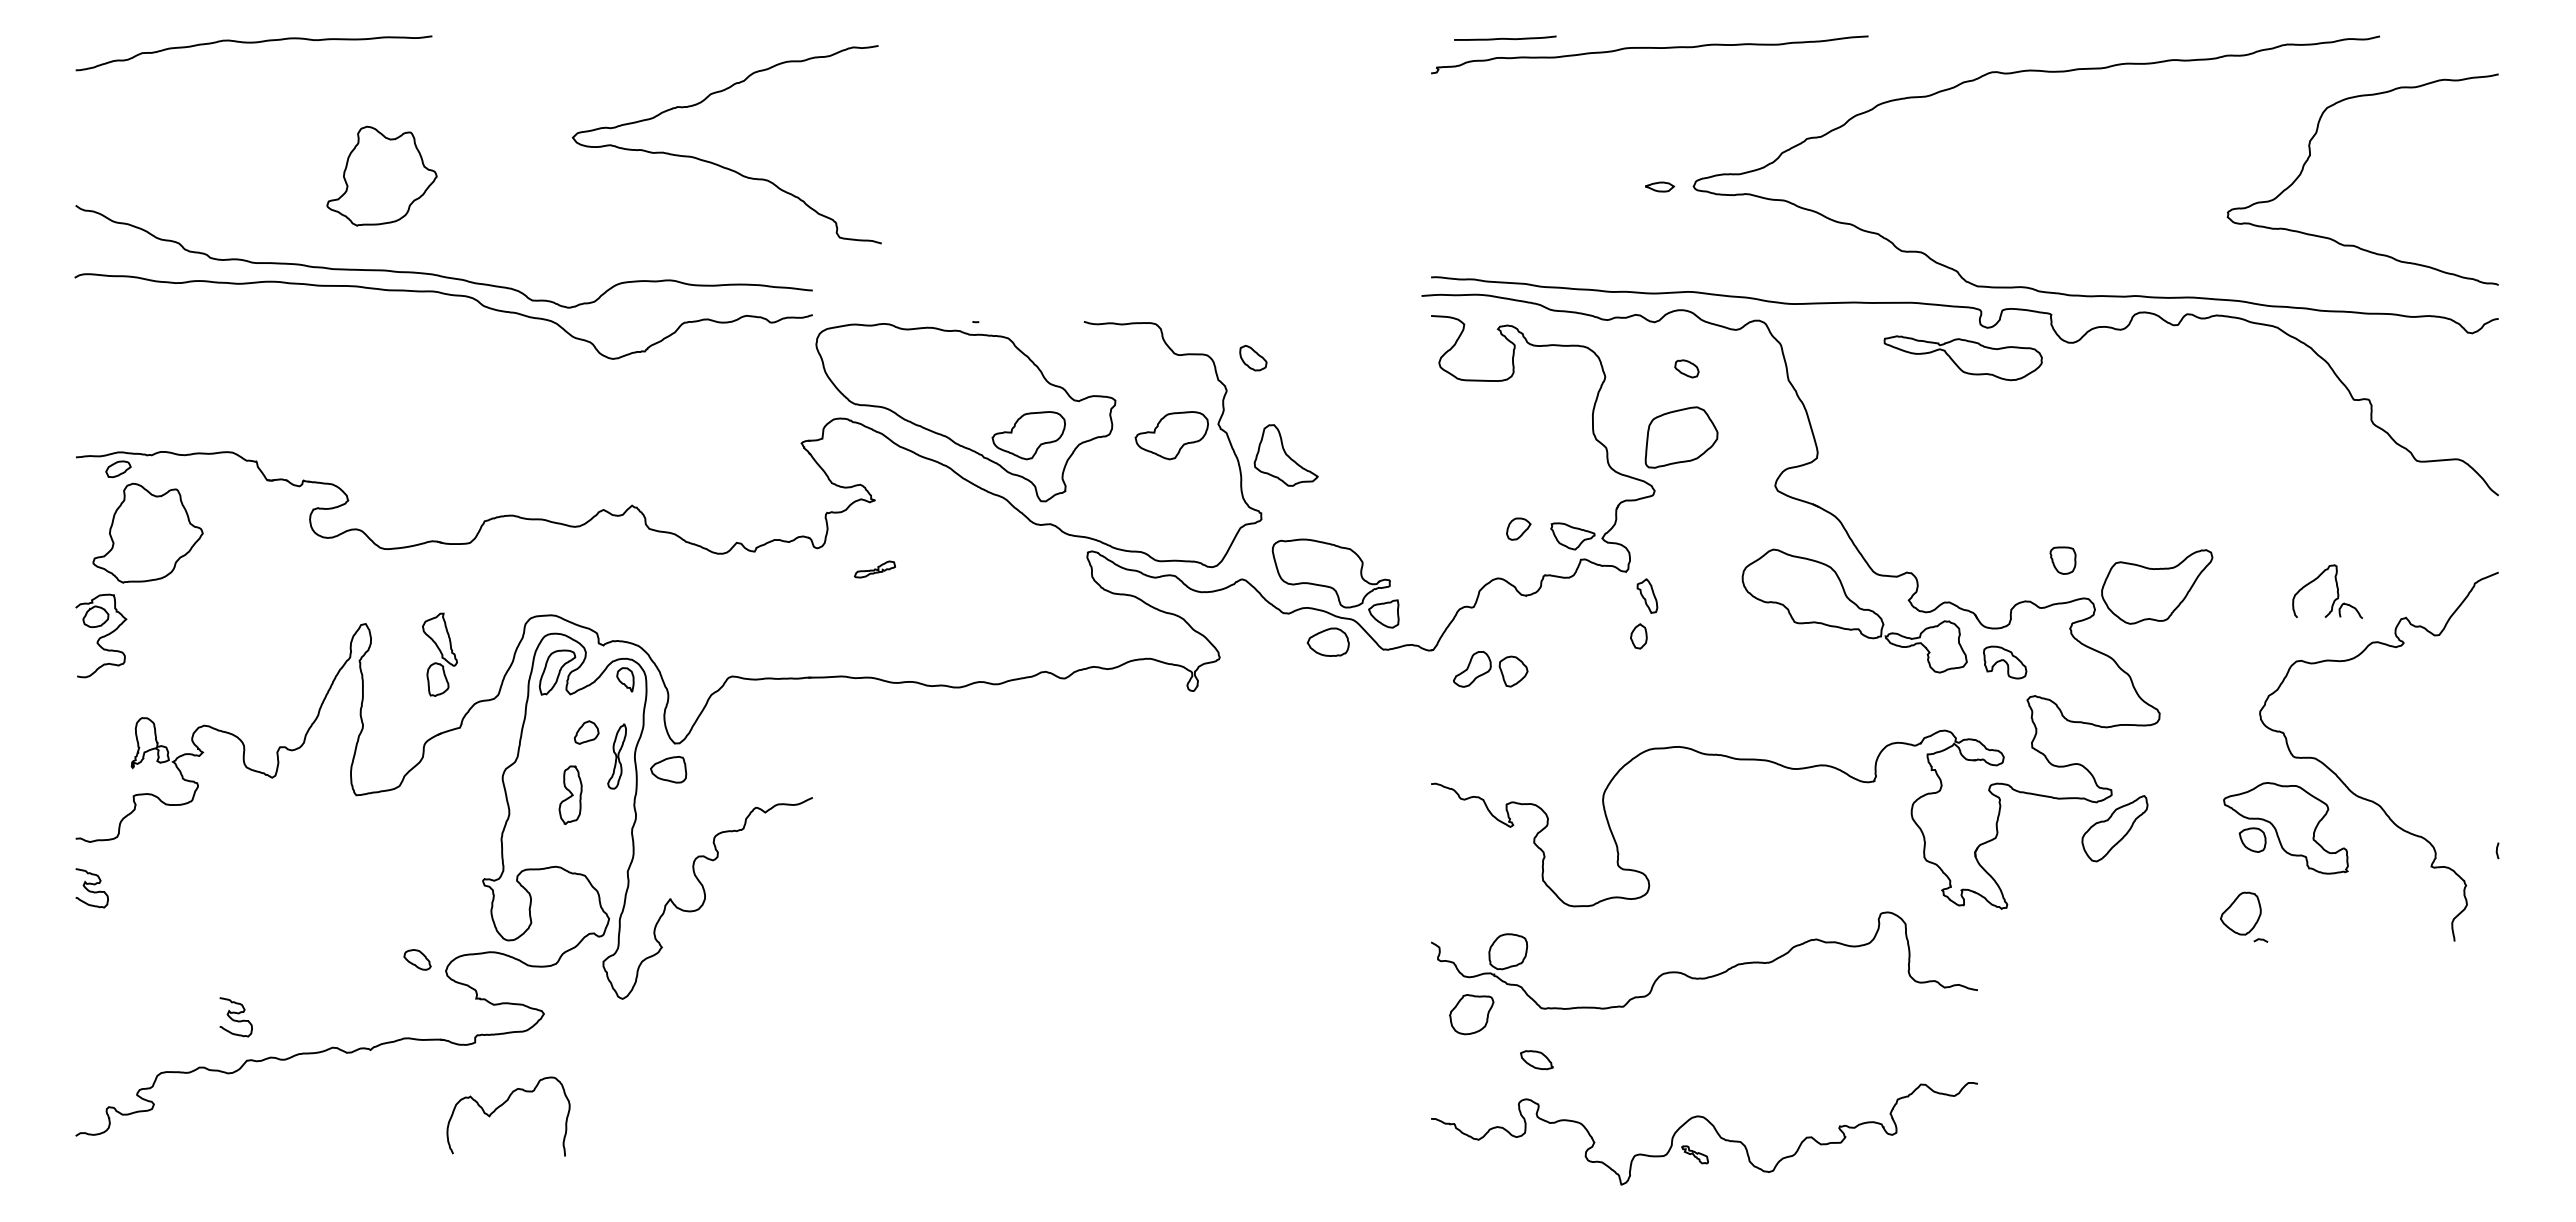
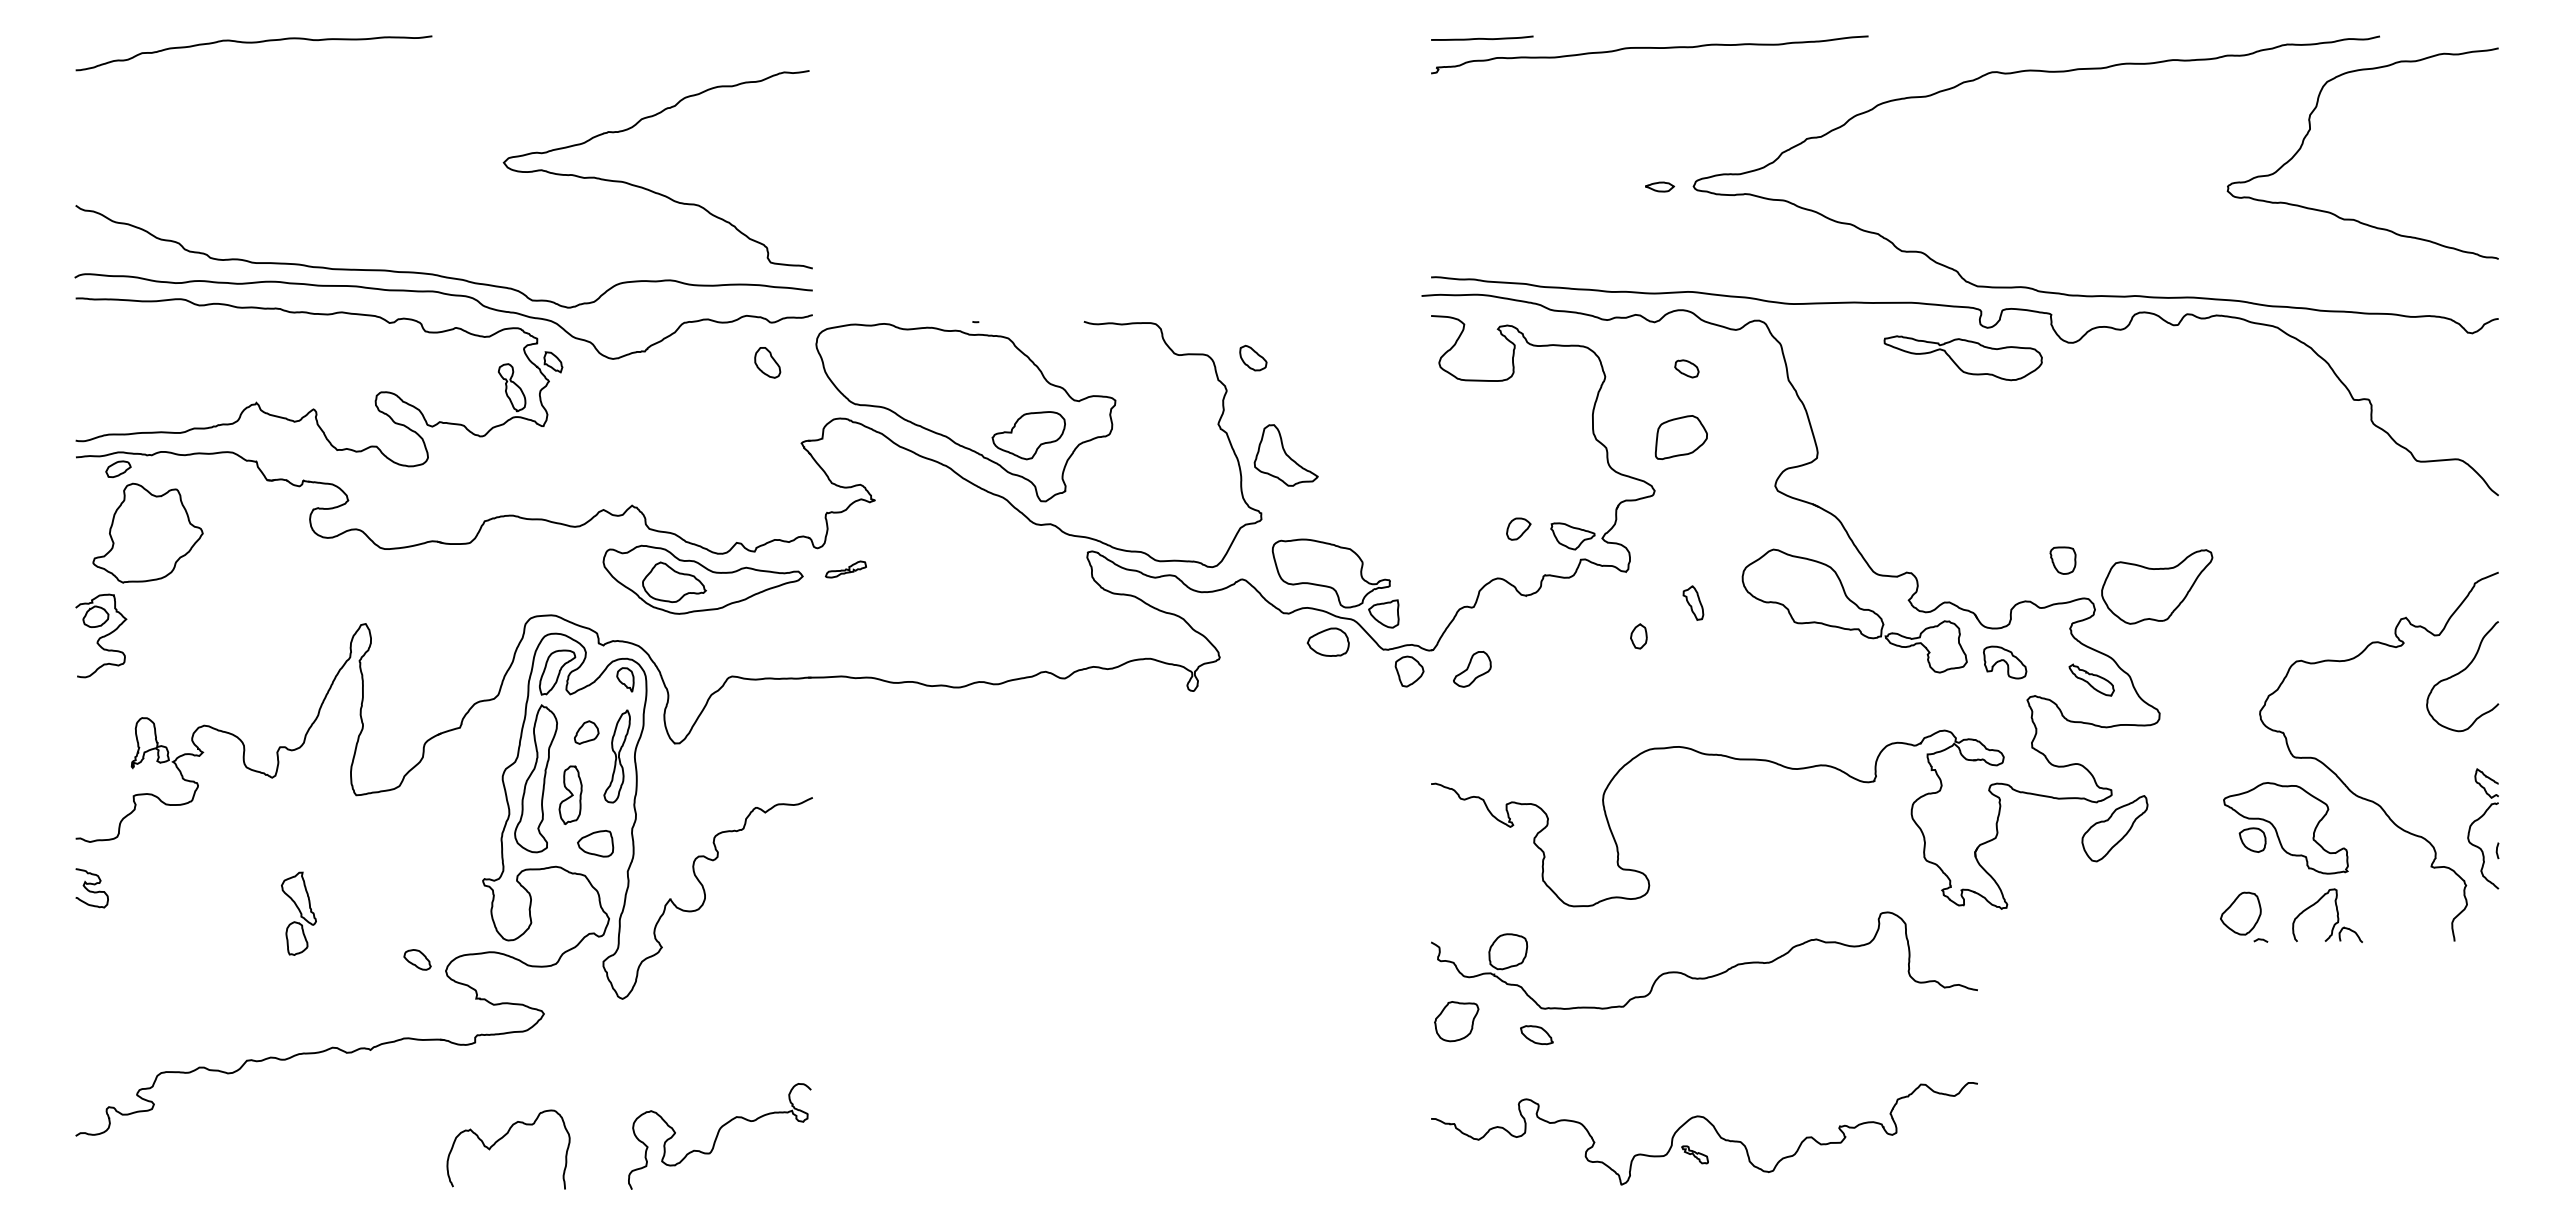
curve position: (1505, 38) -> (1482, 38) (1482, 38)
curve position: (2310, 156) -> (2310, 130) (2310, 130)
curve position: (719, 164) -> (650, 189) (650, 189)
part: present -> none (381, 175)
part: none -> present (767, 362)
part: none -> present (314, 408)
part: present -> none (1171, 435)
part size: 75x63 px -> 54x45 px (1680, 437)
part position: (874, 569) -> (845, 569) (845, 569)
part: none -> present (702, 579)
part position: (2336, 591) -> (2336, 915) (2336, 915)
part position: (1647, 595) -> (1693, 602) (1693, 602)
part position: (439, 654) -> (298, 913) (298, 913)
part position: (1513, 671) -> (1409, 671) (1409, 671)
curve: none -> present (2460, 673)
part: none -> present (2091, 679)
part size: 20x67 px -> 28x95 px (616, 756)
part position: (668, 769) -> (595, 843) (595, 843)
part: none -> present (535, 778)
part: none -> present (2478, 820)
part position: (1471, 1014) -> (1456, 1021) (1456, 1021)
curve: present -> none (235, 1019)
part position: (1536, 1060) -> (1536, 1035) (1536, 1035)
curve position: (501, 1106) -> (501, 1139) (501, 1139)
curve: none -> present (718, 1135)
